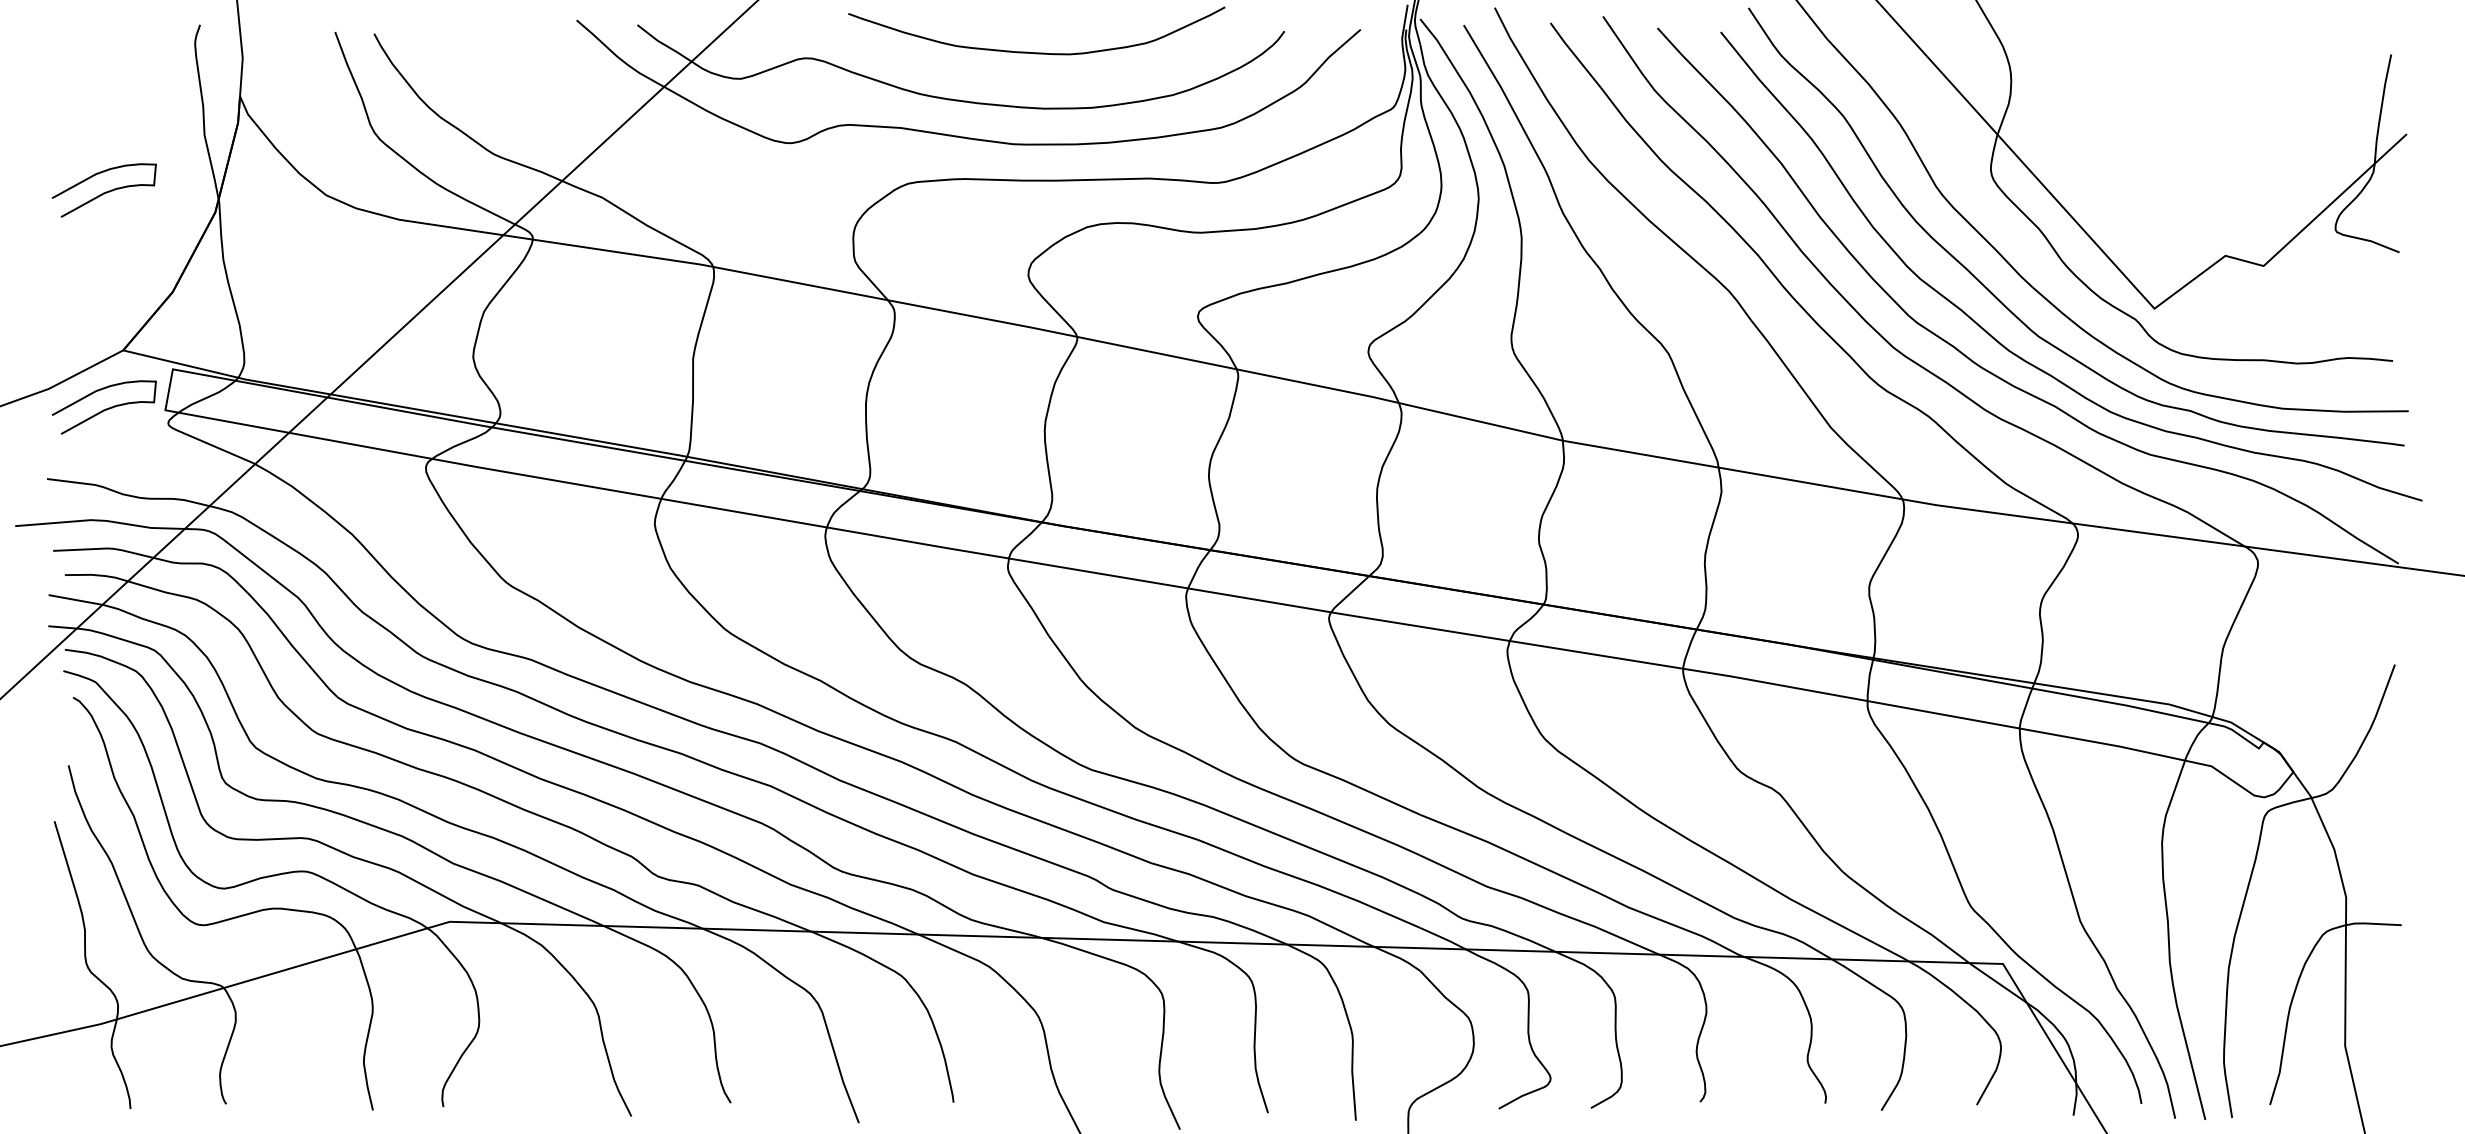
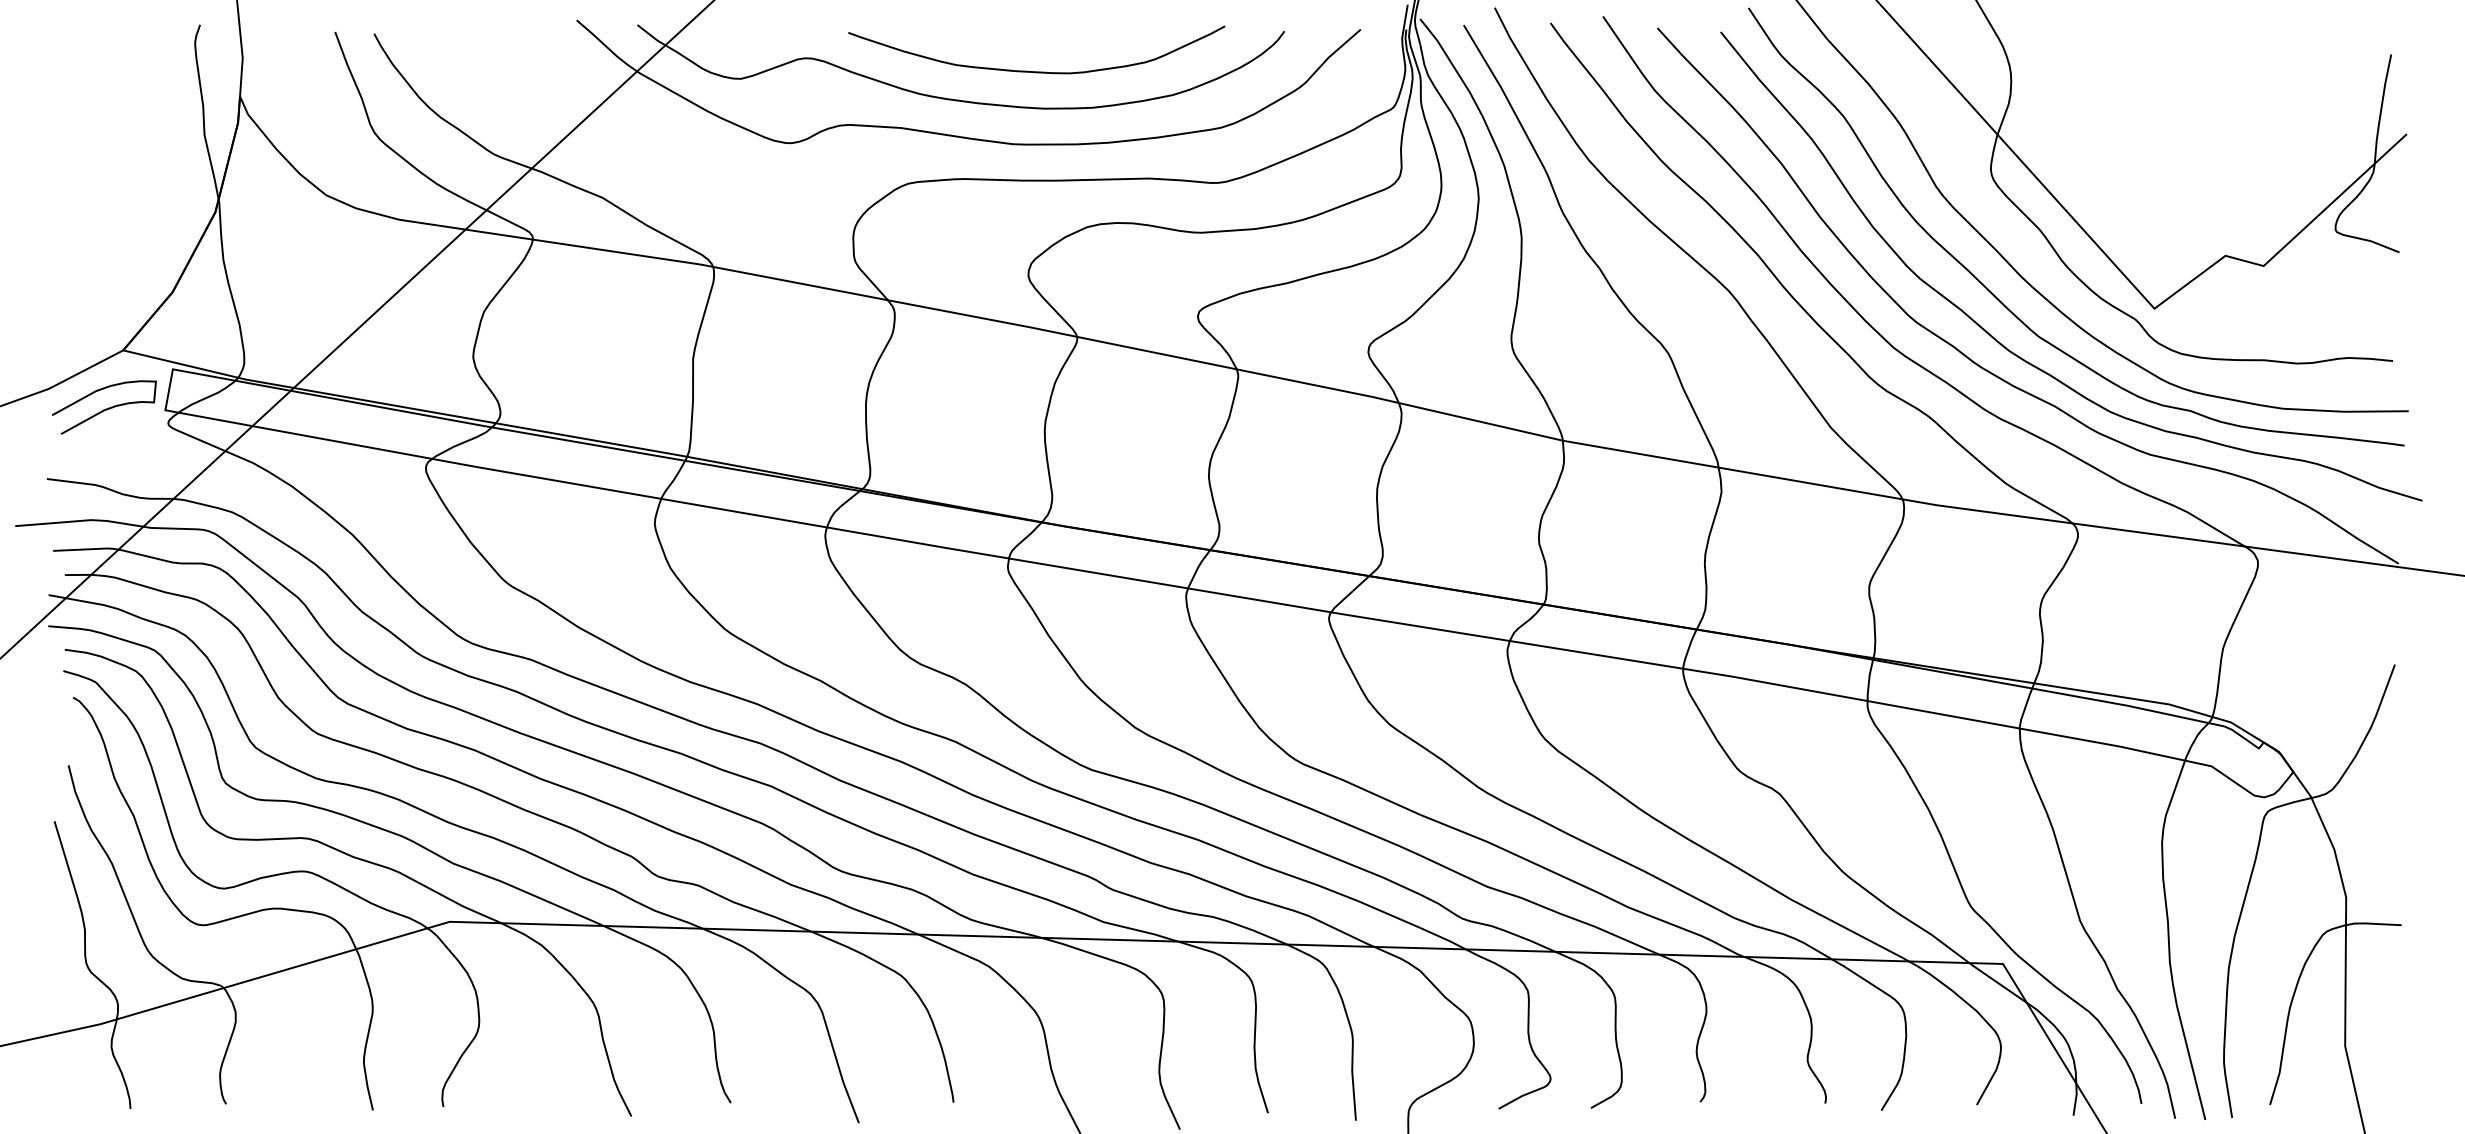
curve position: (1036, 52) -> (1036, 71) (1036, 71)
curve: present -> none (103, 192)
line position: (378, 349) -> (357, 329) (357, 329)
